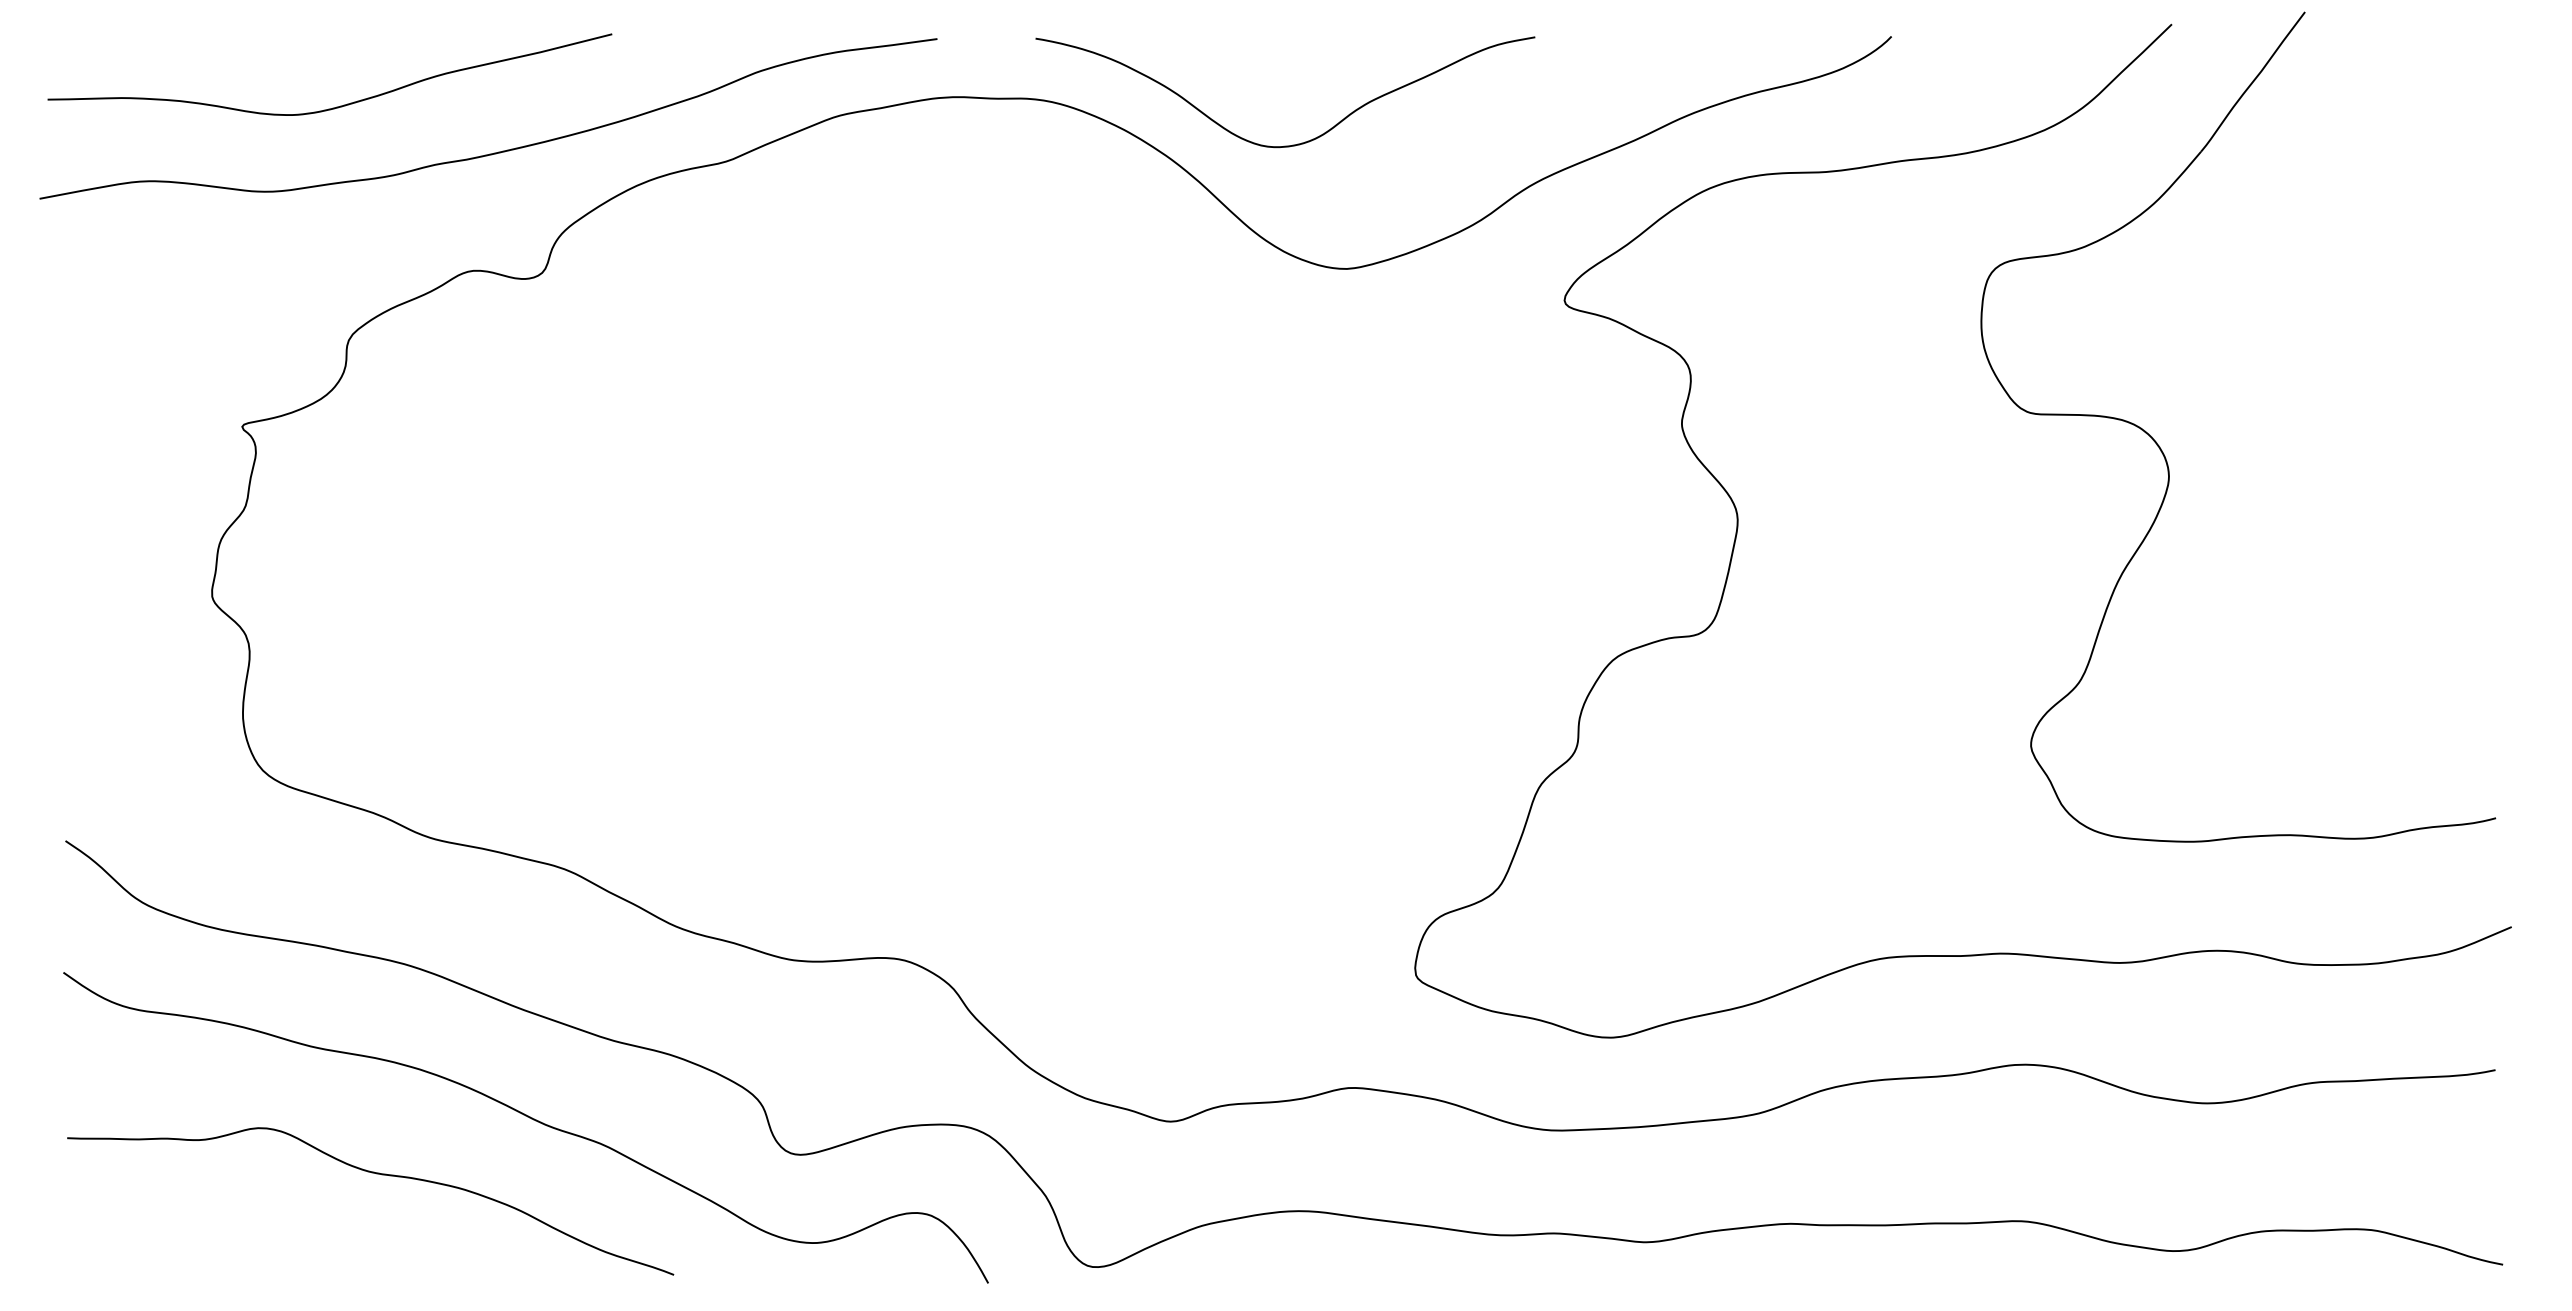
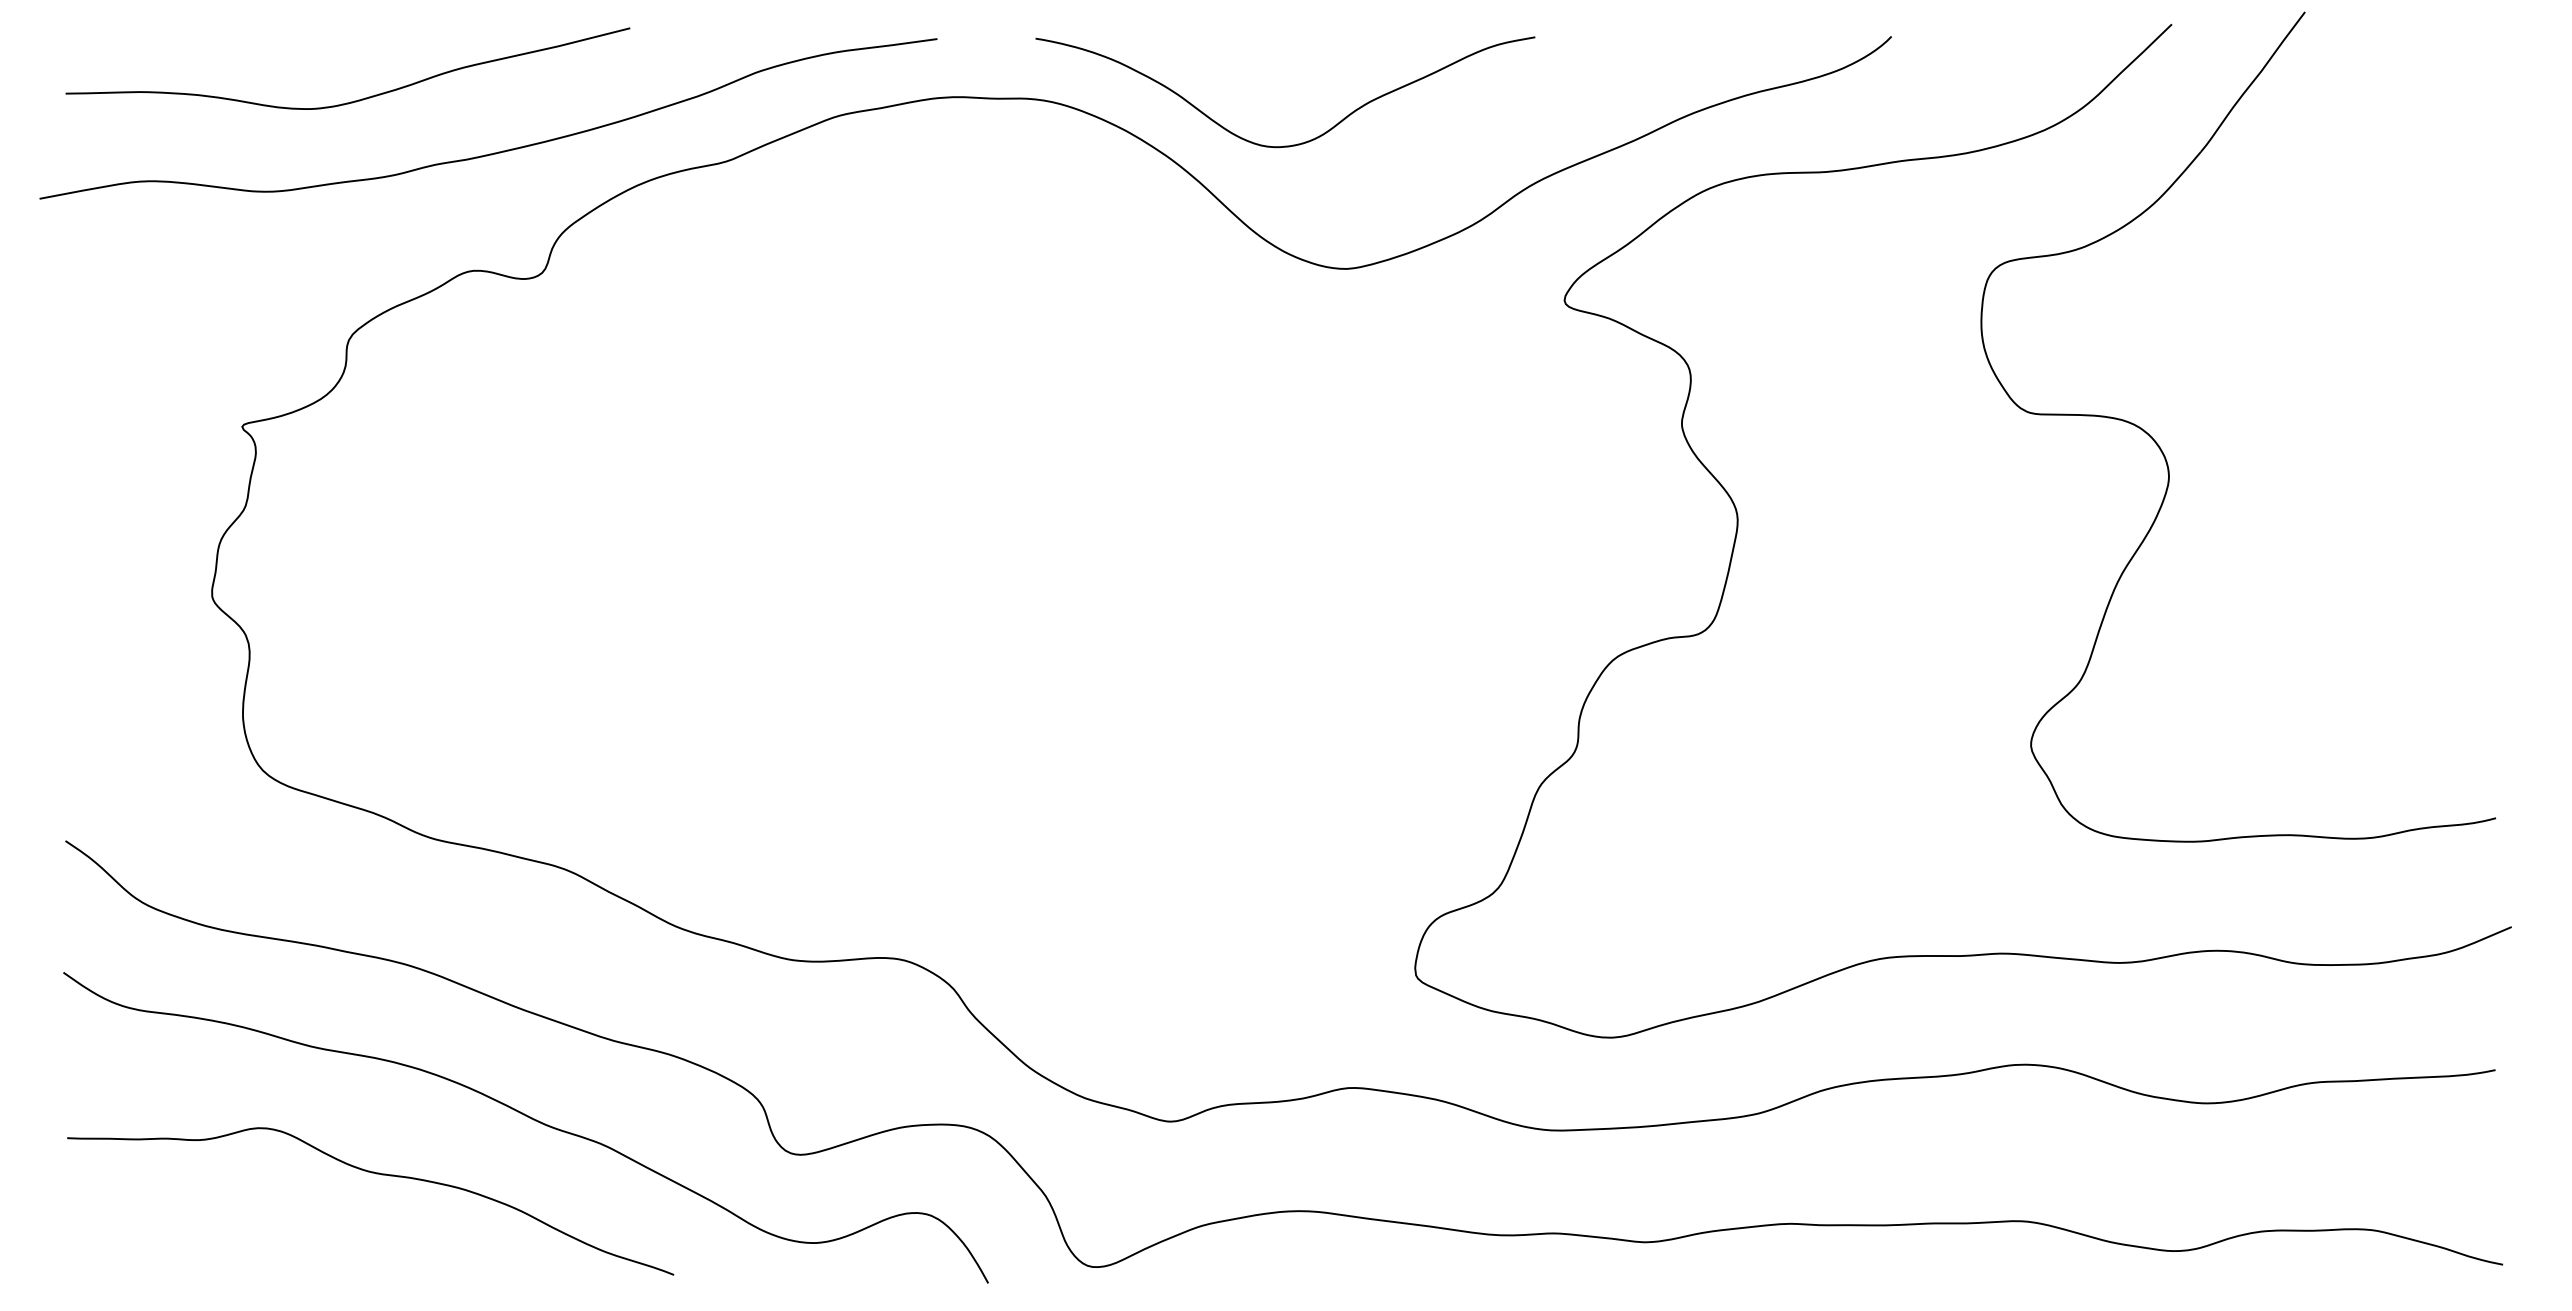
curve position: (336, 106) -> (354, 100) (354, 100)
